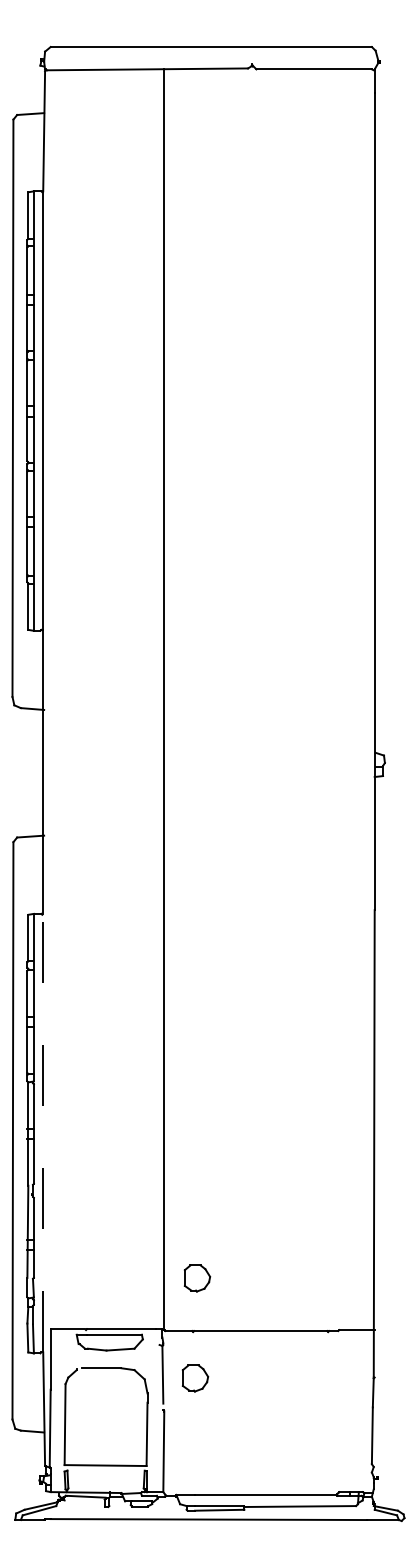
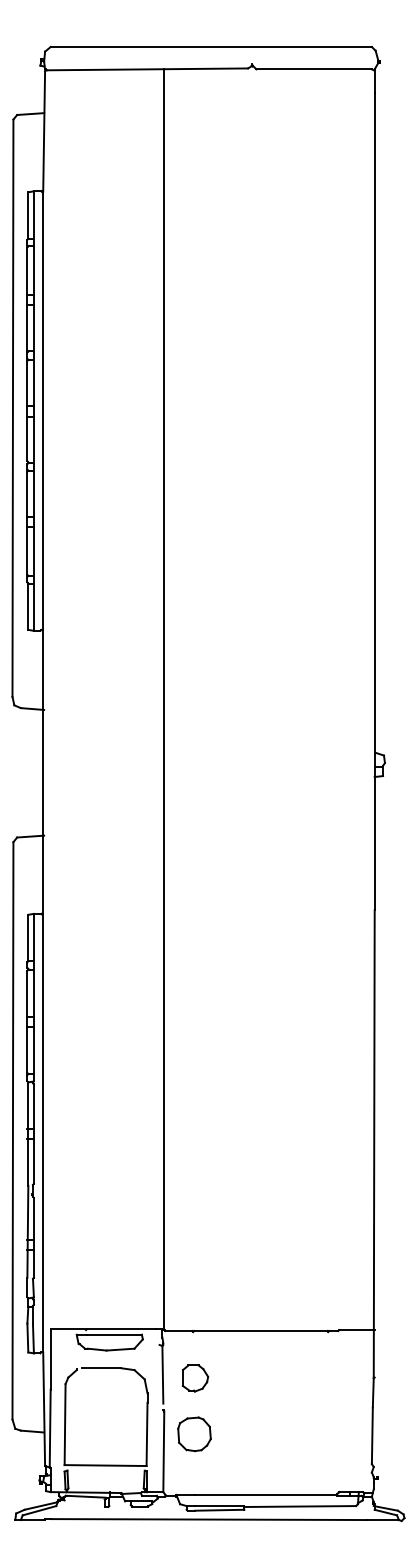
line: dashed -> solid (43, 1132)
part: present -> none (197, 1278)
part: none -> present (194, 1434)
